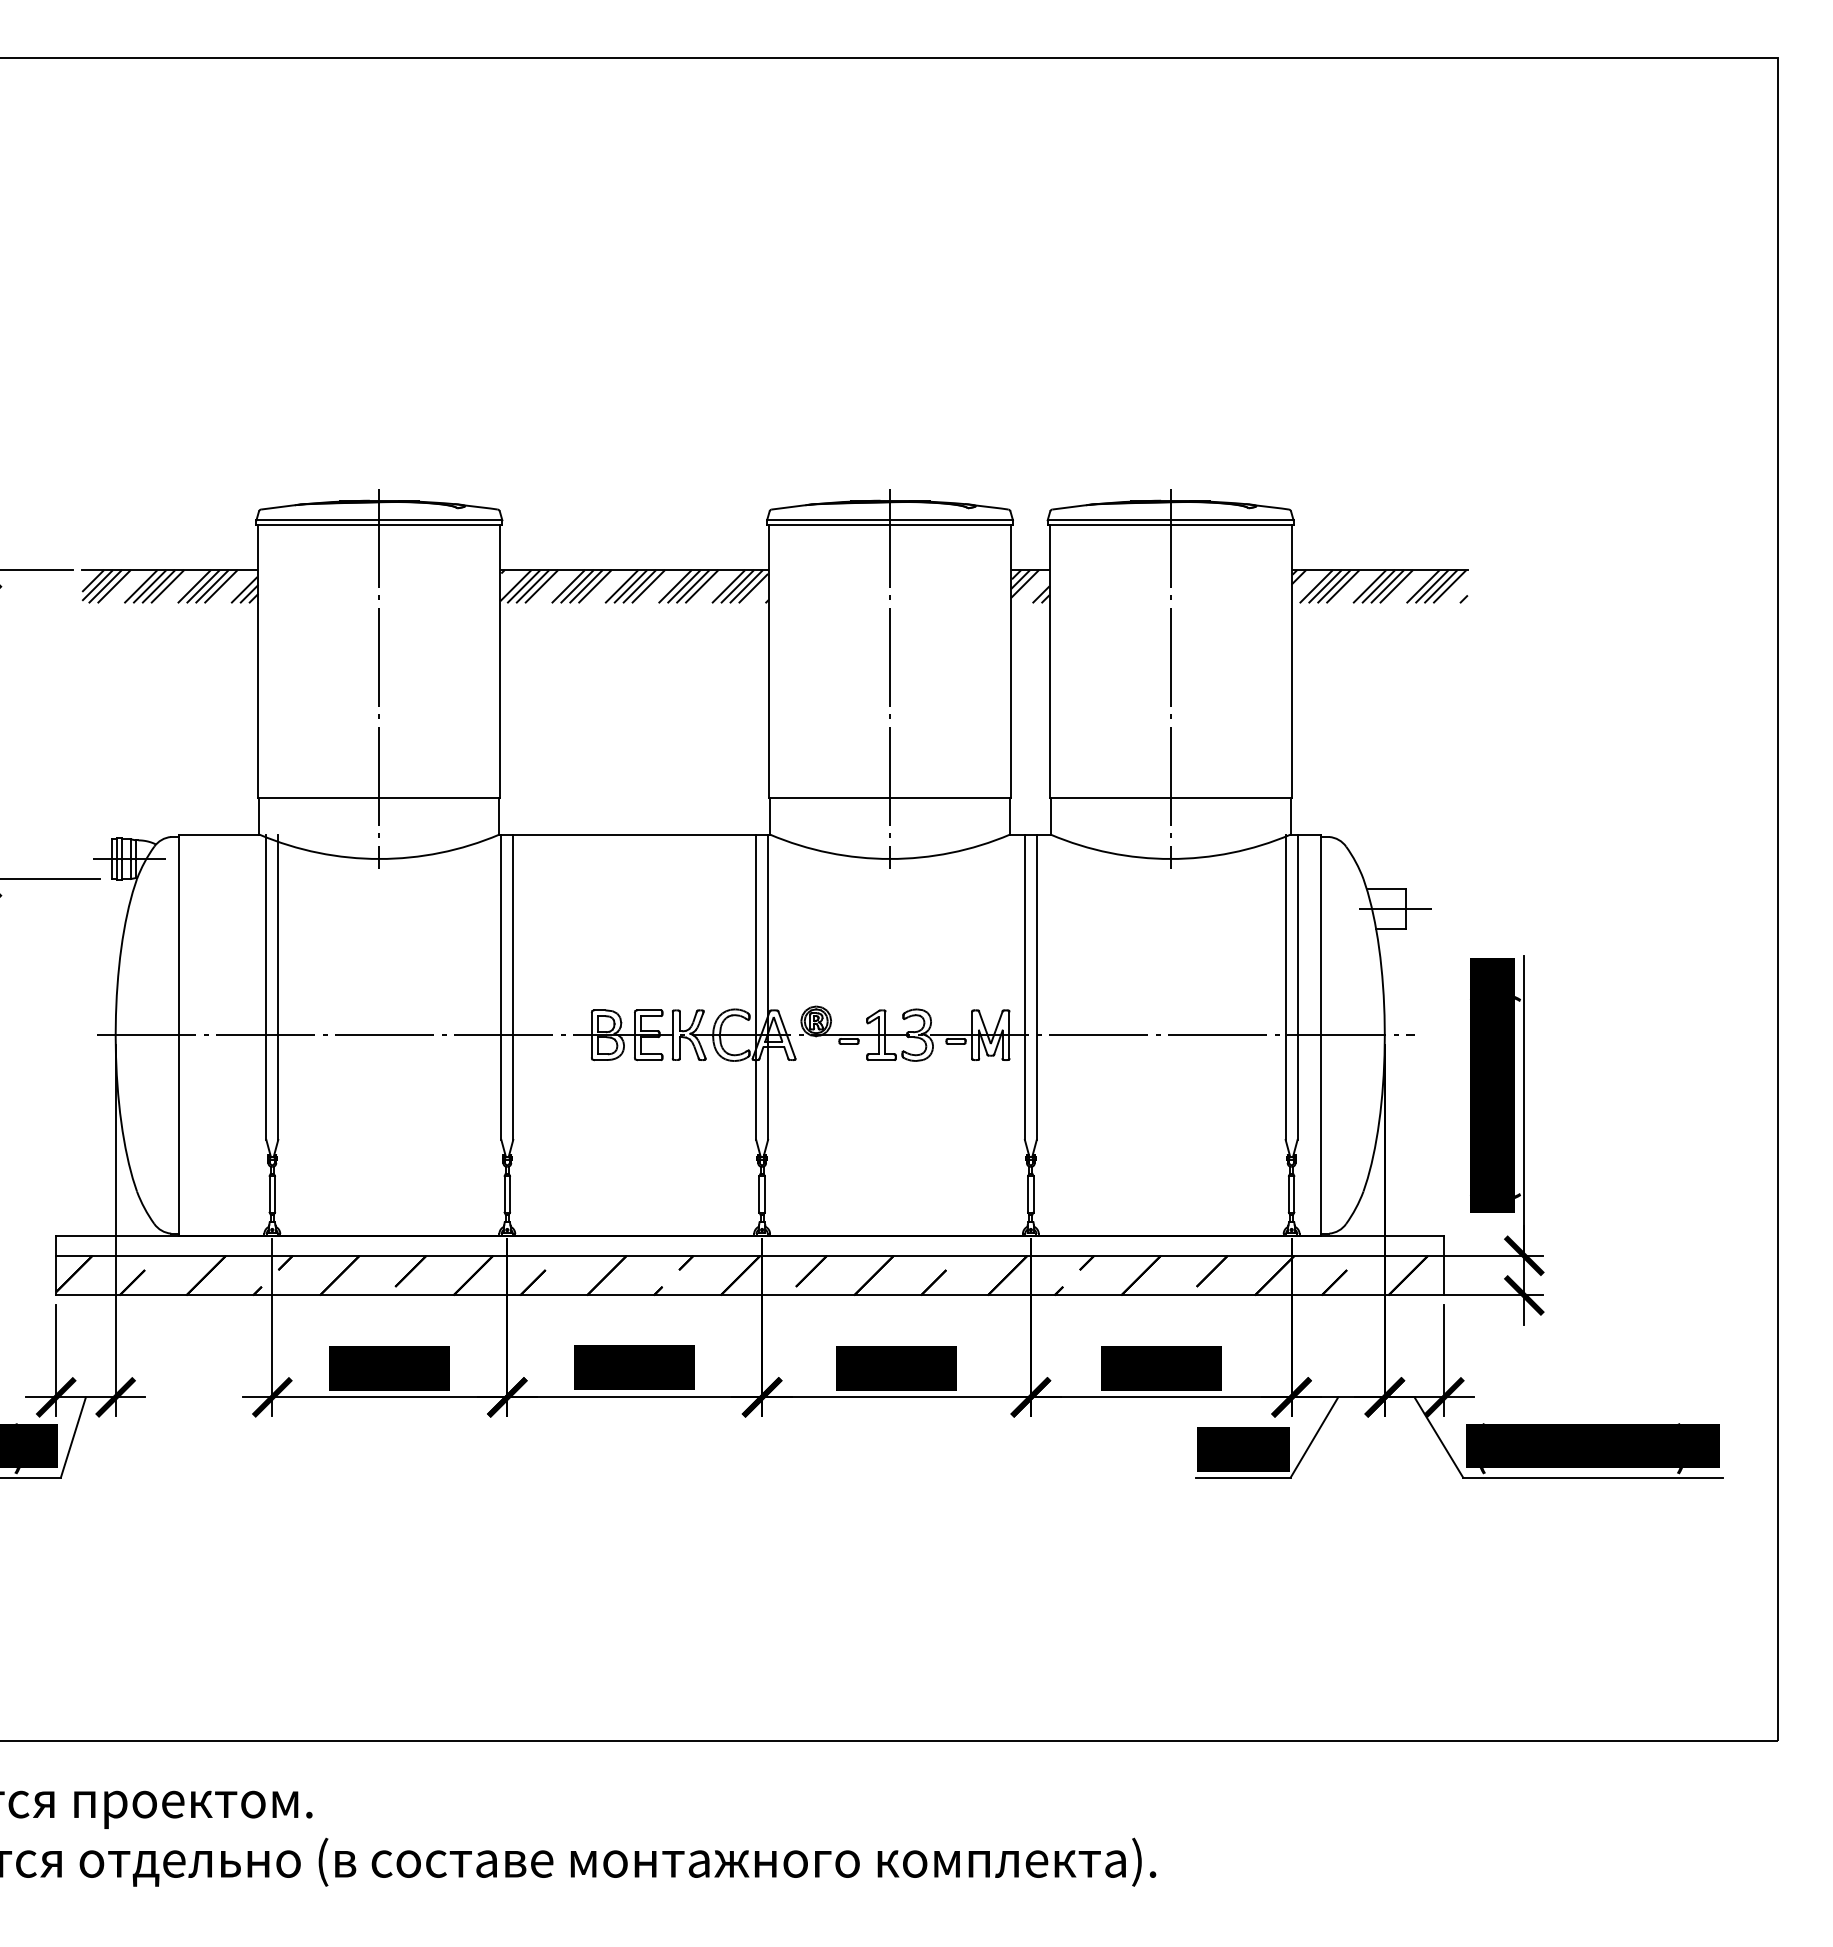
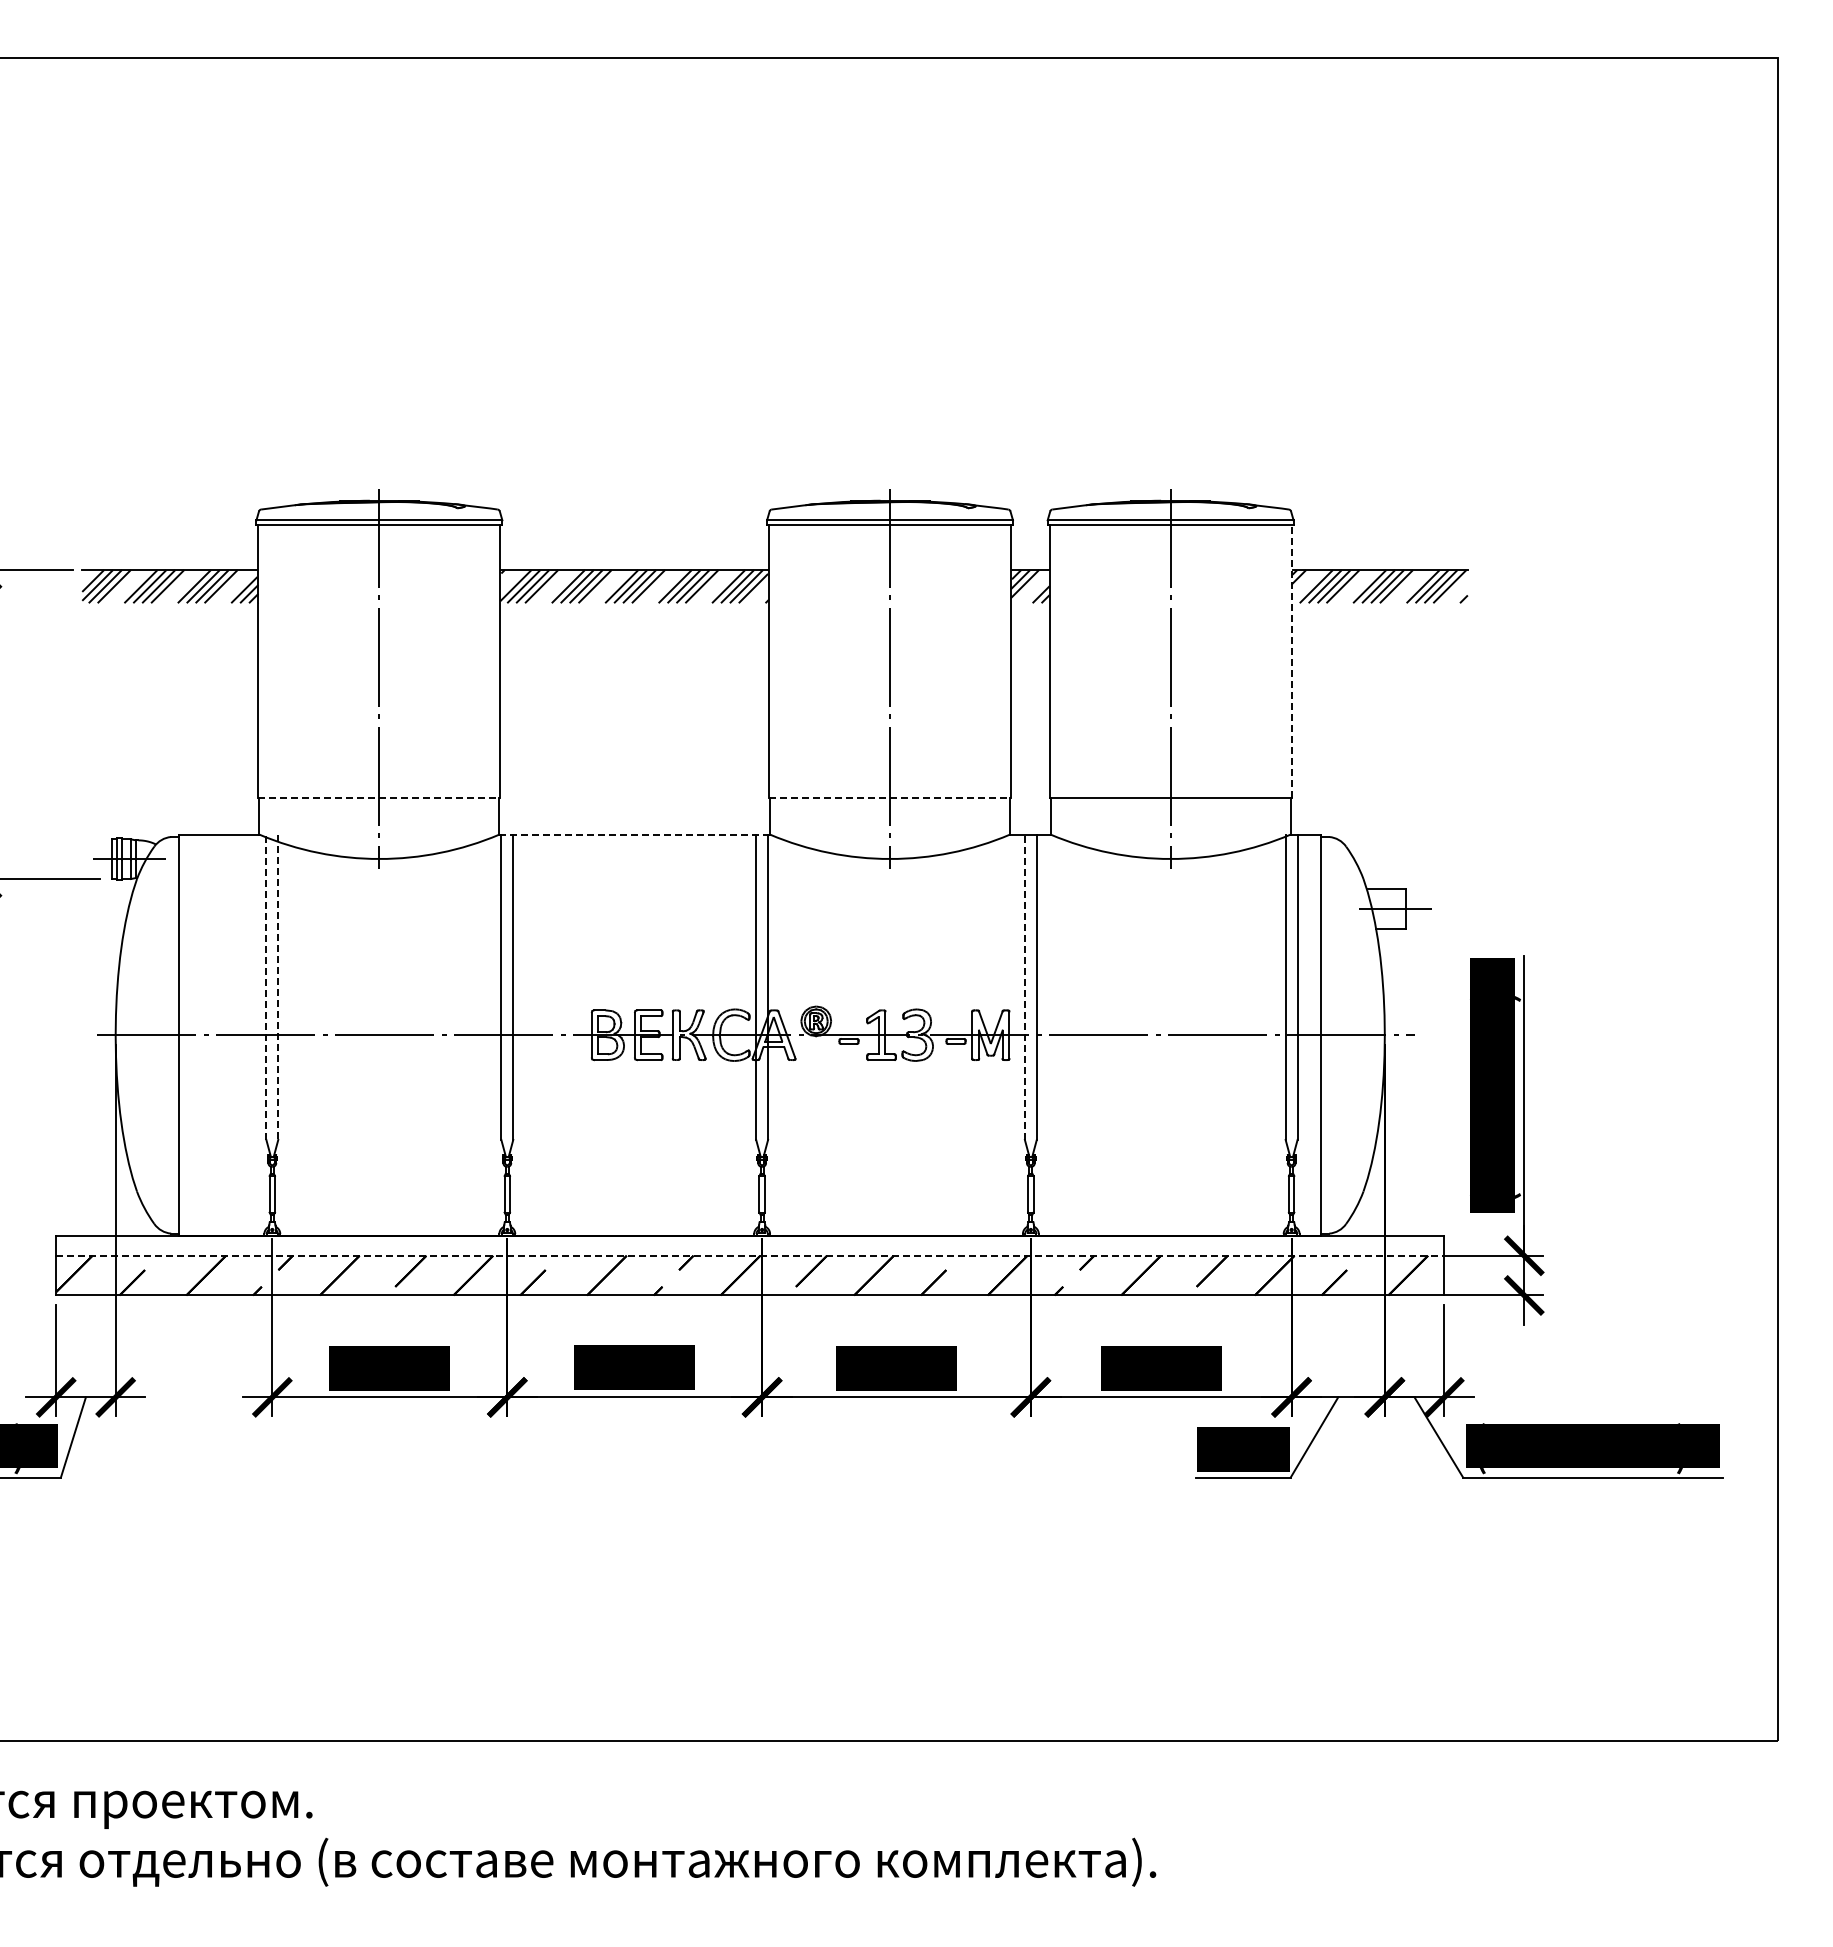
line: solid -> dashed (1291, 661)
line: solid -> dashed (379, 798)
line: solid -> dashed (890, 798)
line: solid -> dashed (634, 834)
line: solid -> dashed (266, 987)
line: solid -> dashed (278, 987)
line: solid -> dashed (1024, 987)
line: solid -> dashed (750, 1255)
